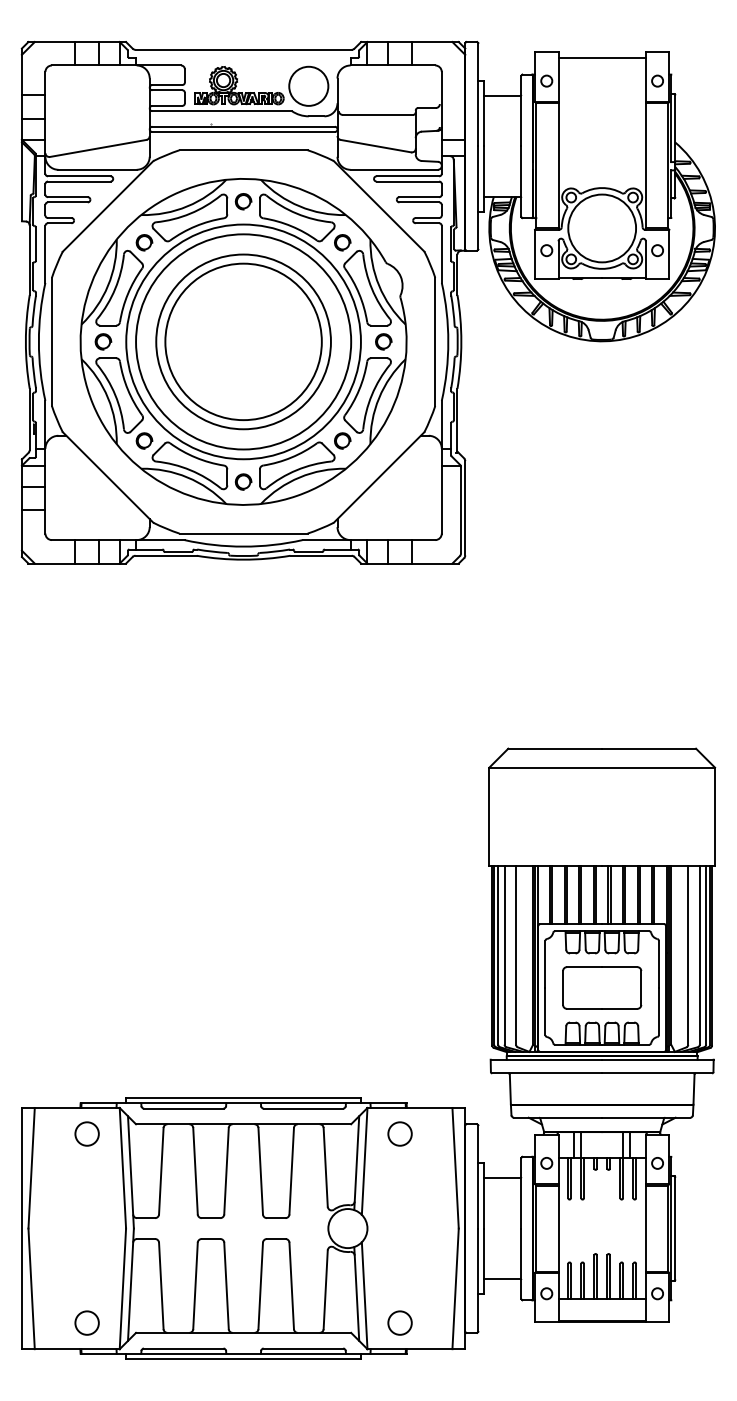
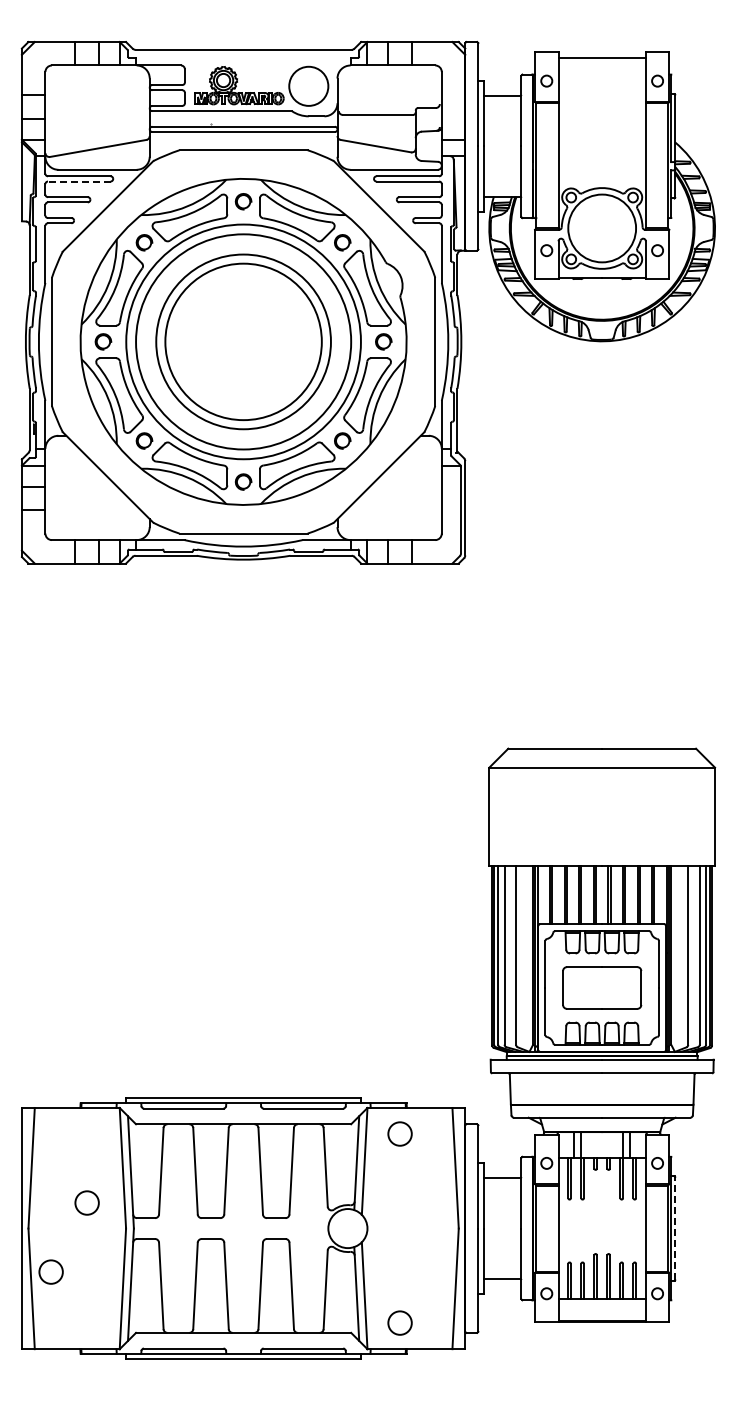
line: solid -> dashed (78, 181)
circle position: (86, 1133) -> (86, 1202) (86, 1202)
line: solid -> dashed (675, 1228)
circle position: (86, 1322) -> (50, 1271) (50, 1271)
